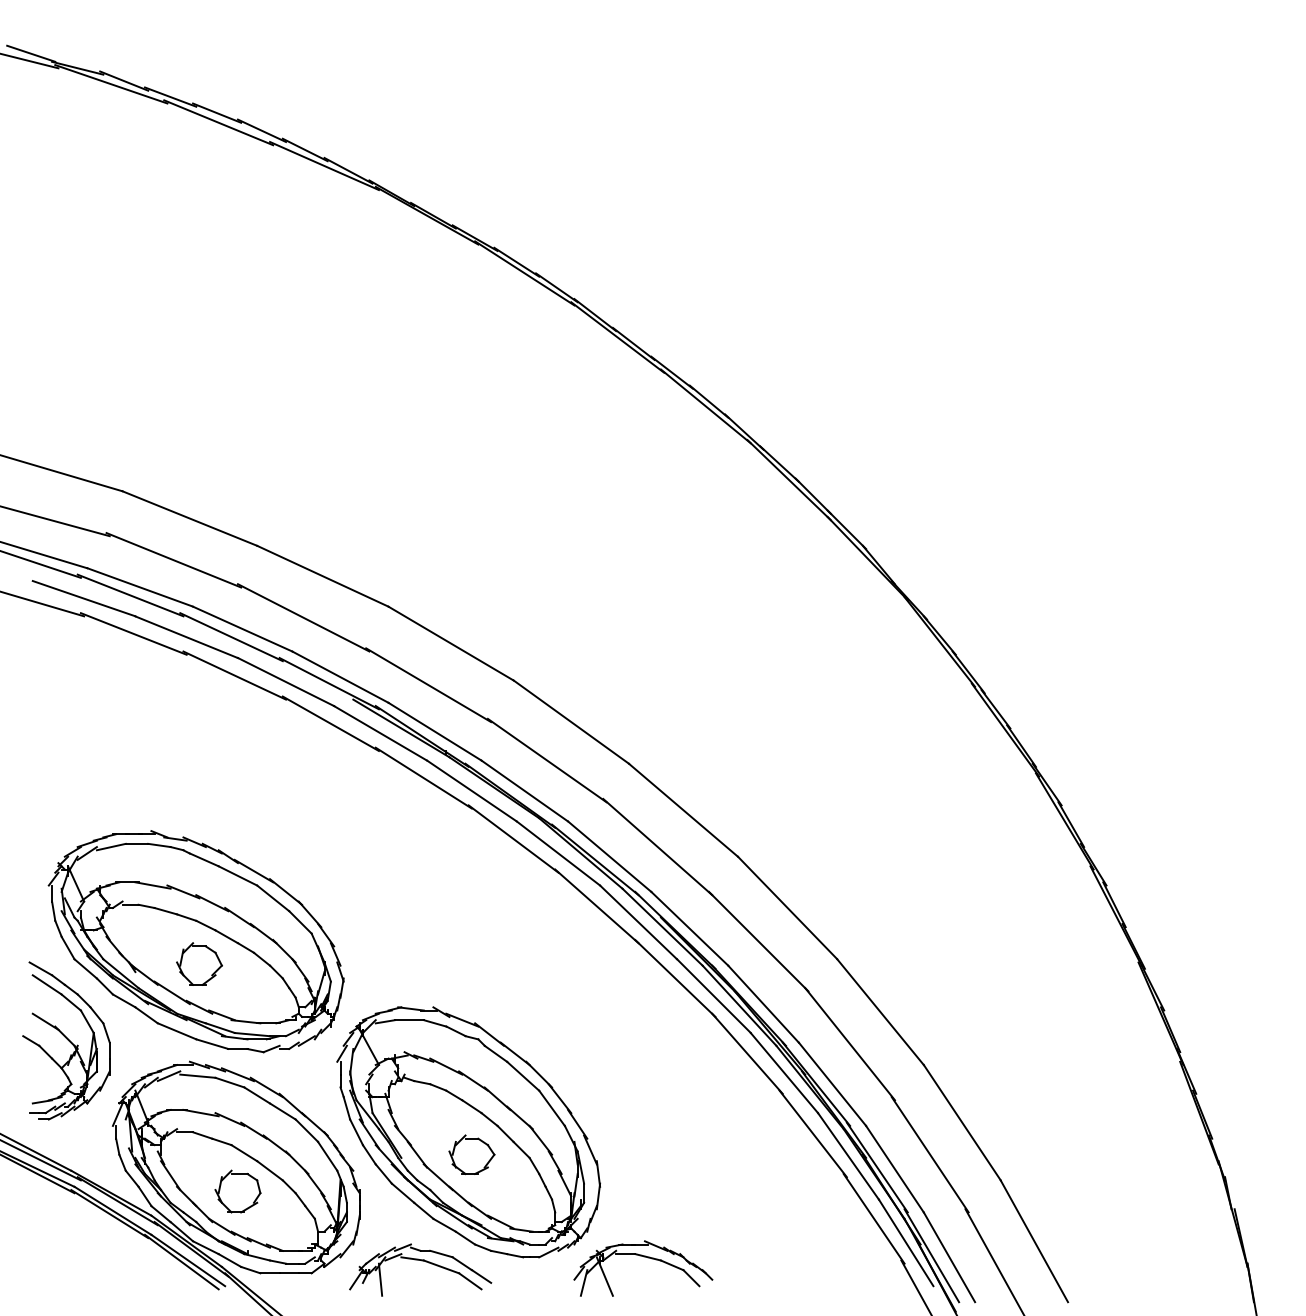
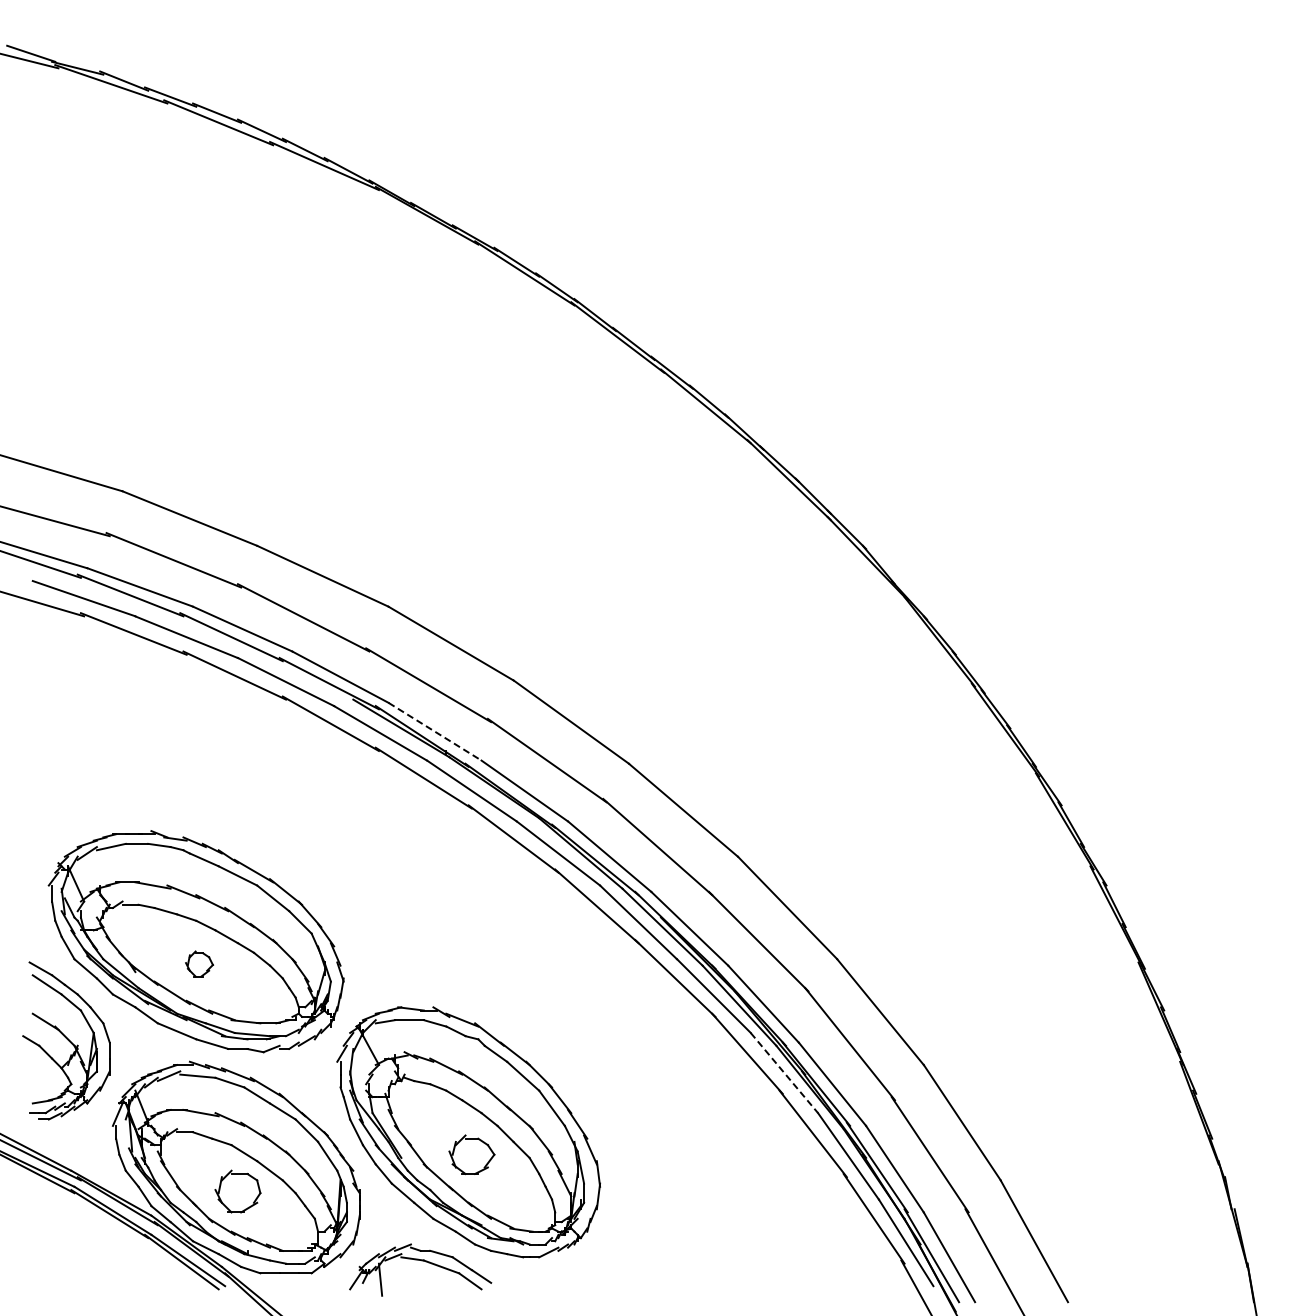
line: solid -> dashed (435, 731)
part size: 47x44 px -> 29x28 px (199, 963)
line: solid -> dashed (784, 1073)
part: present -> none (647, 1258)
